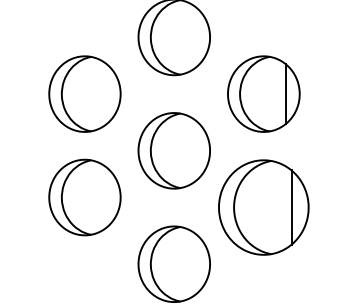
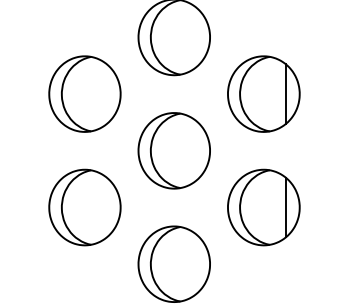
part position: (84, 197) -> (84, 207) (84, 207)
part size: 92x97 px -> 74x79 px (263, 207)
